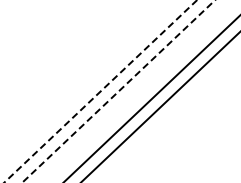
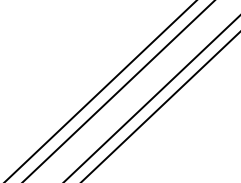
line: dashed -> solid (100, 91)
line: dashed -> solid (118, 91)
